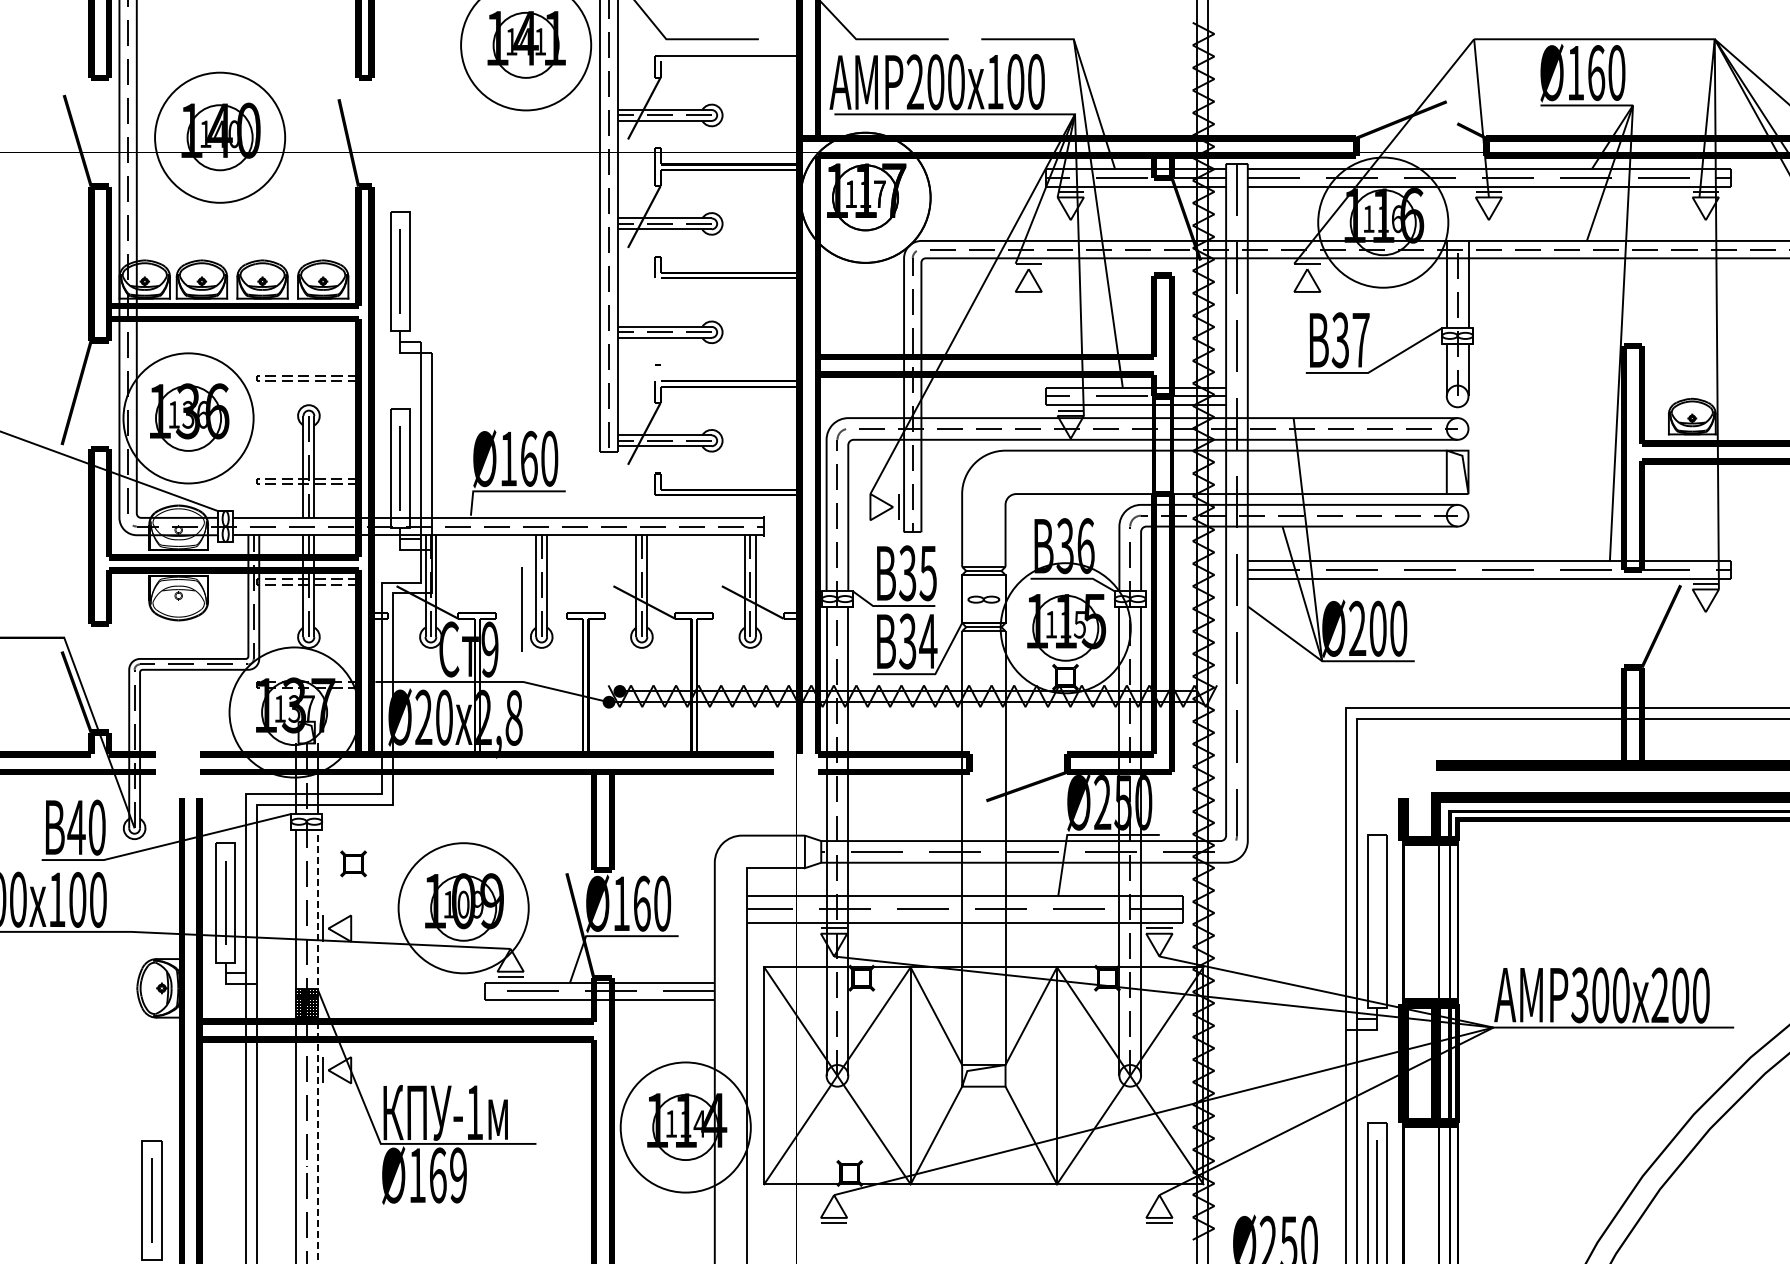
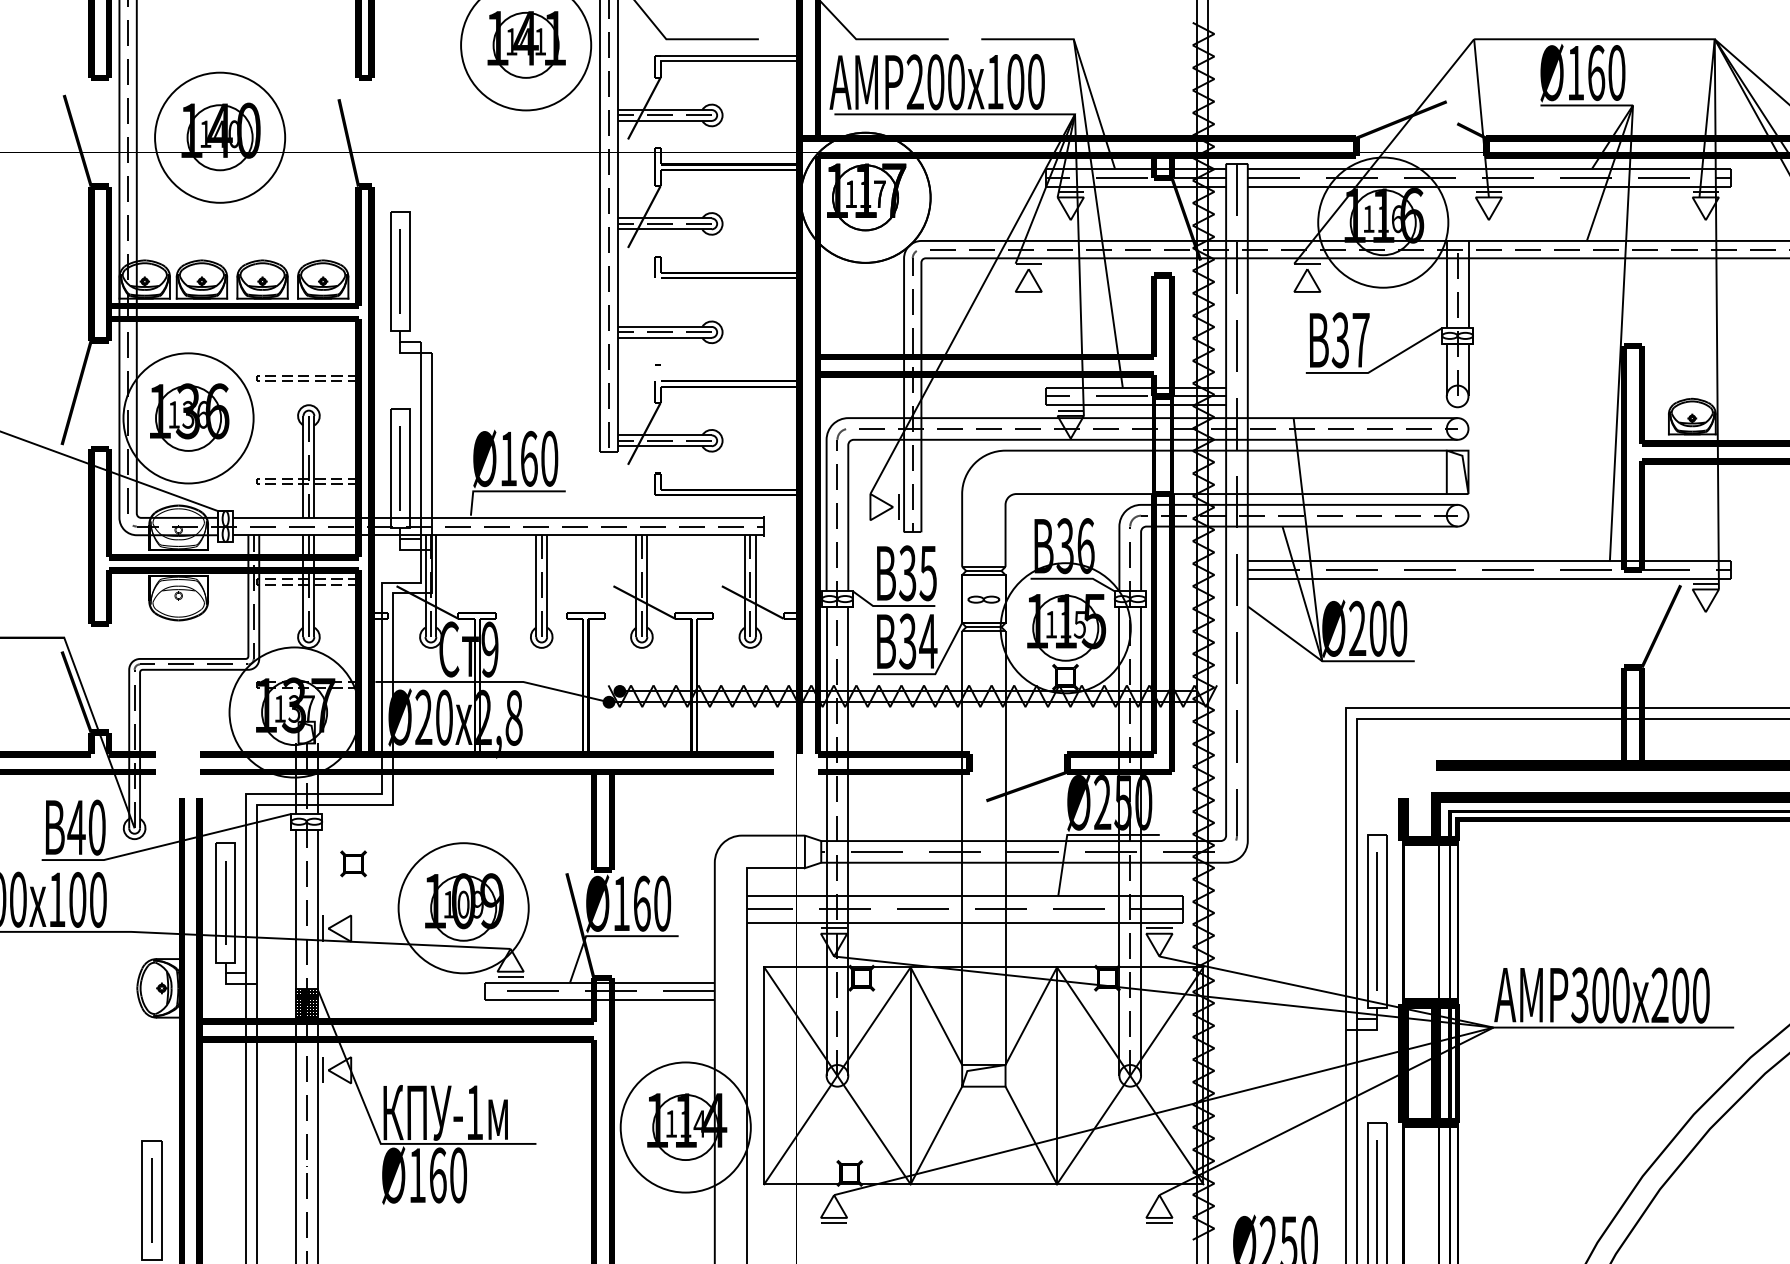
line: none -> present (728, 61)
line: present -> none (521, 609)
line: none -> present (1376, 921)
line: dashed -> solid (317, 1046)
text: Ø169 -> Ø160 (458, 1175)
